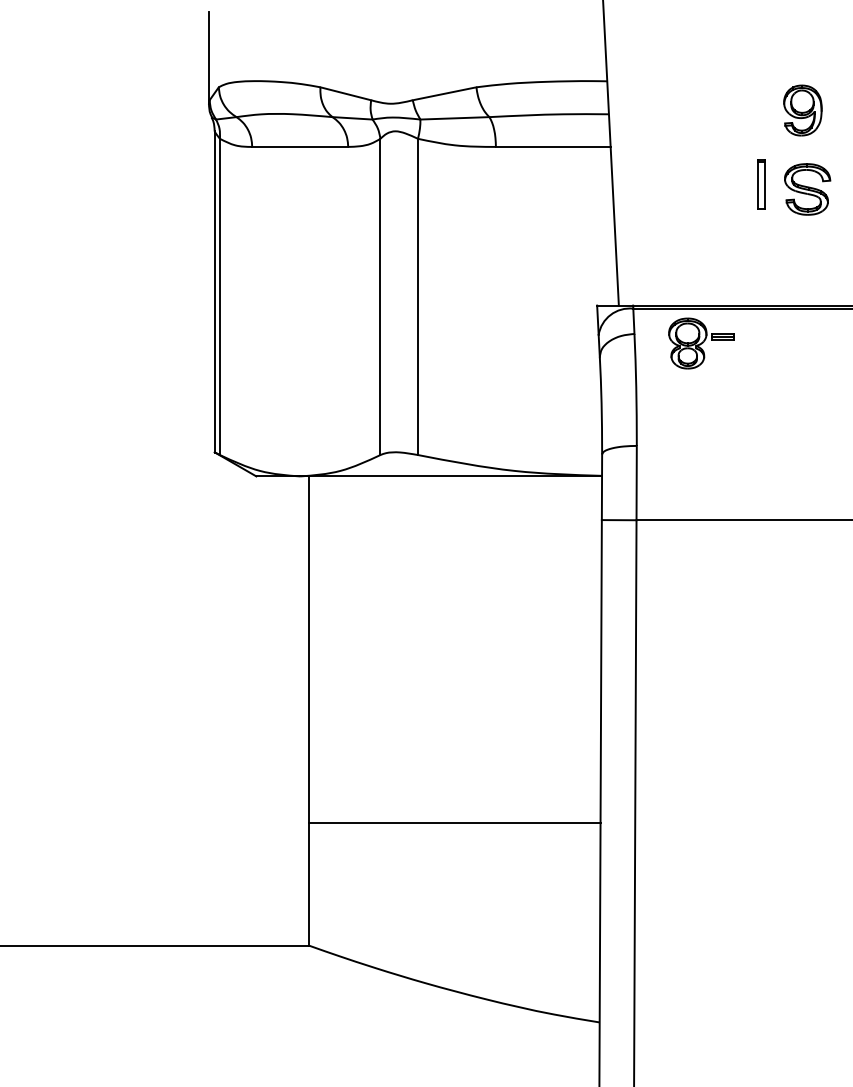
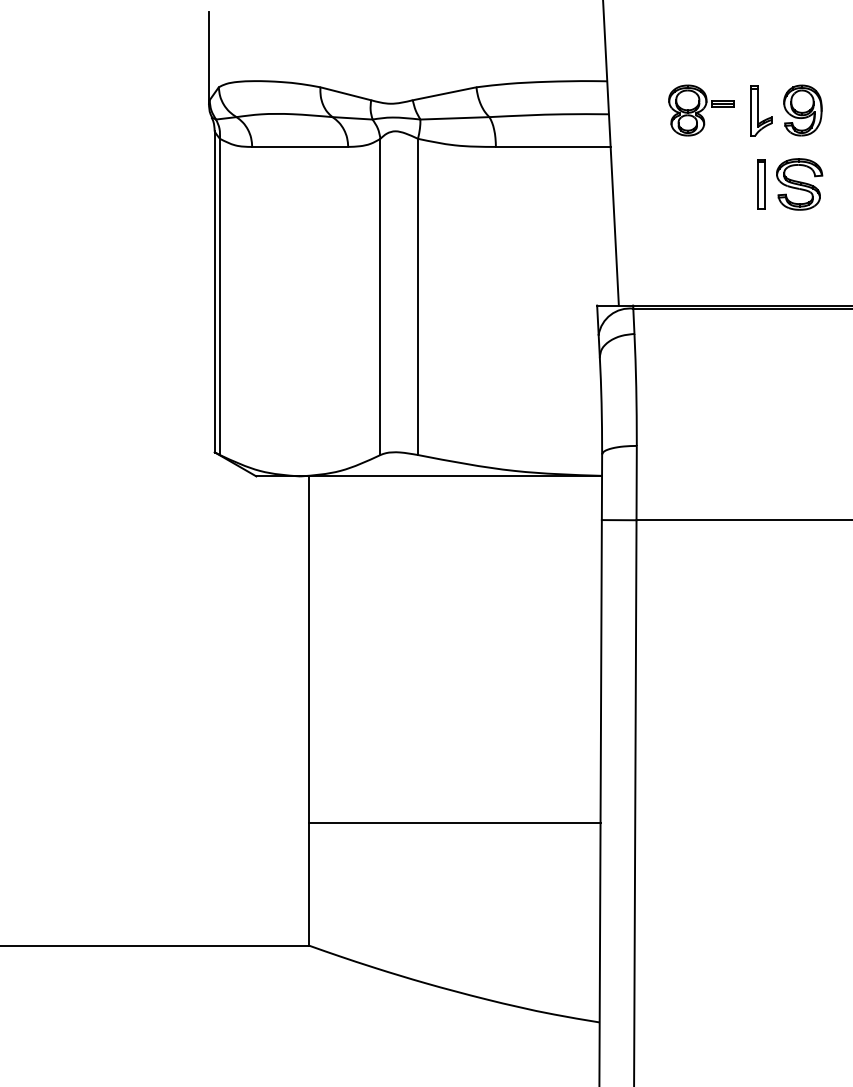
part: none -> present (761, 110)
part position: (807, 189) -> (799, 184) (799, 184)
part position: (701, 343) -> (701, 110) (701, 110)
